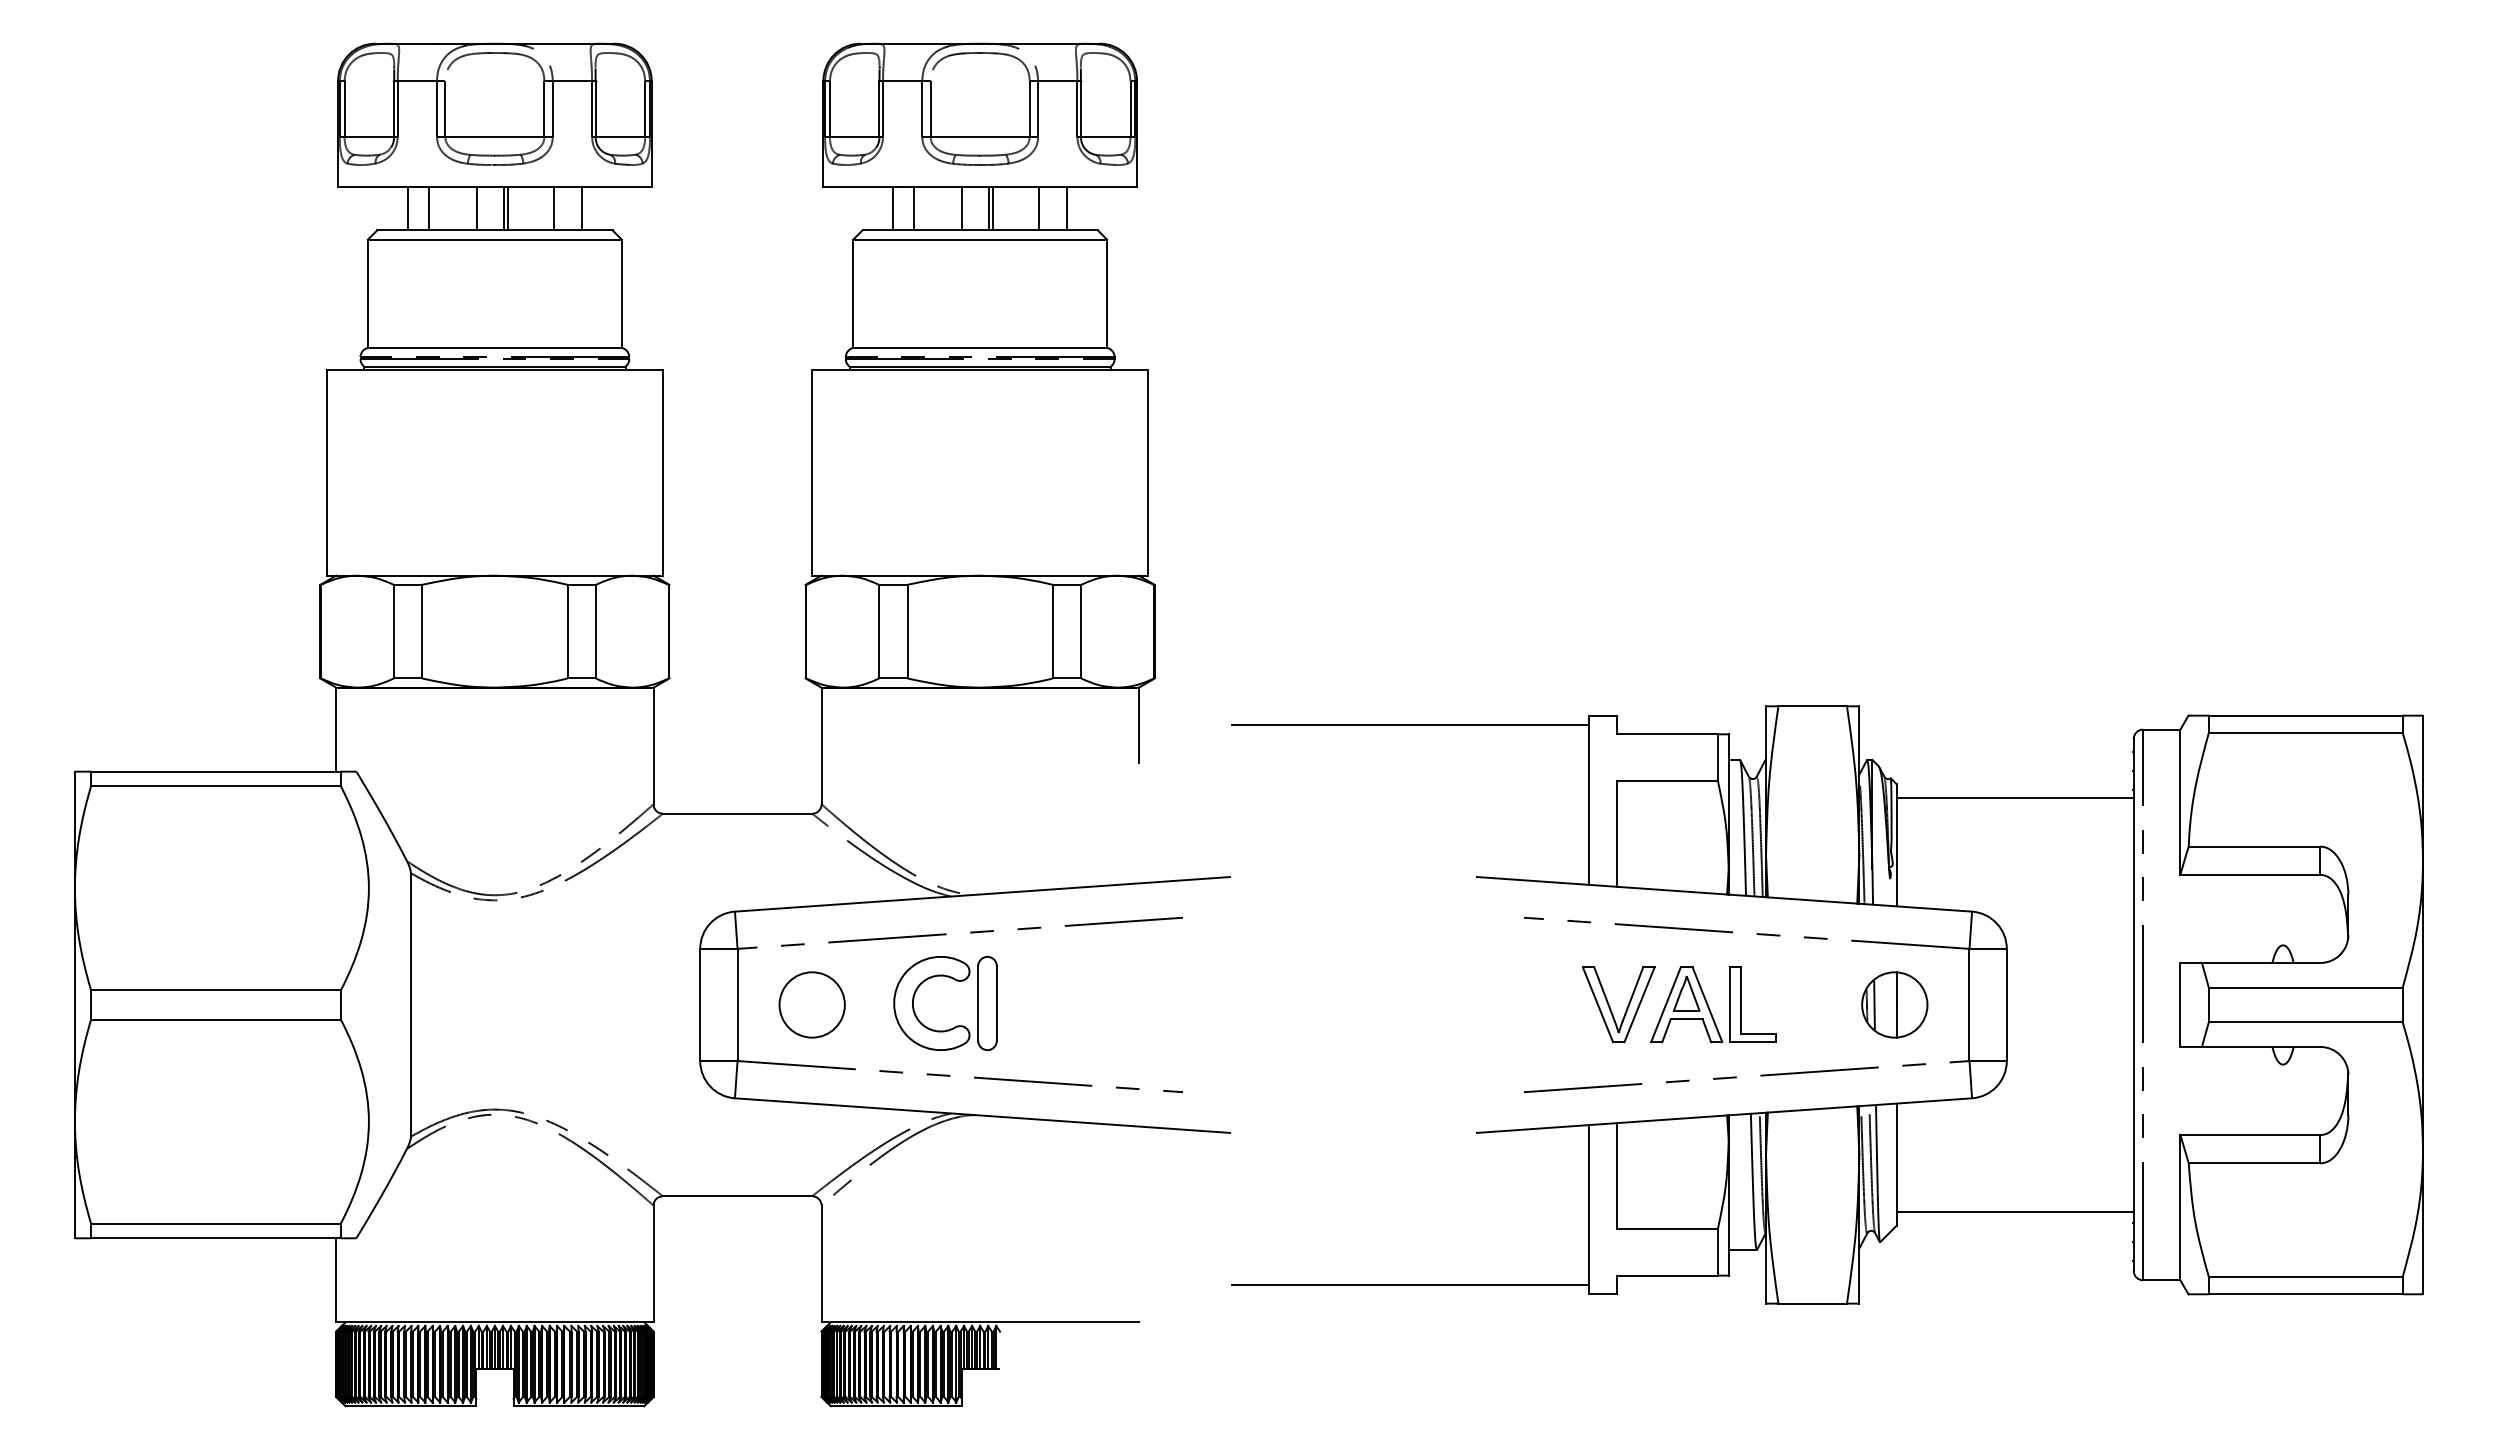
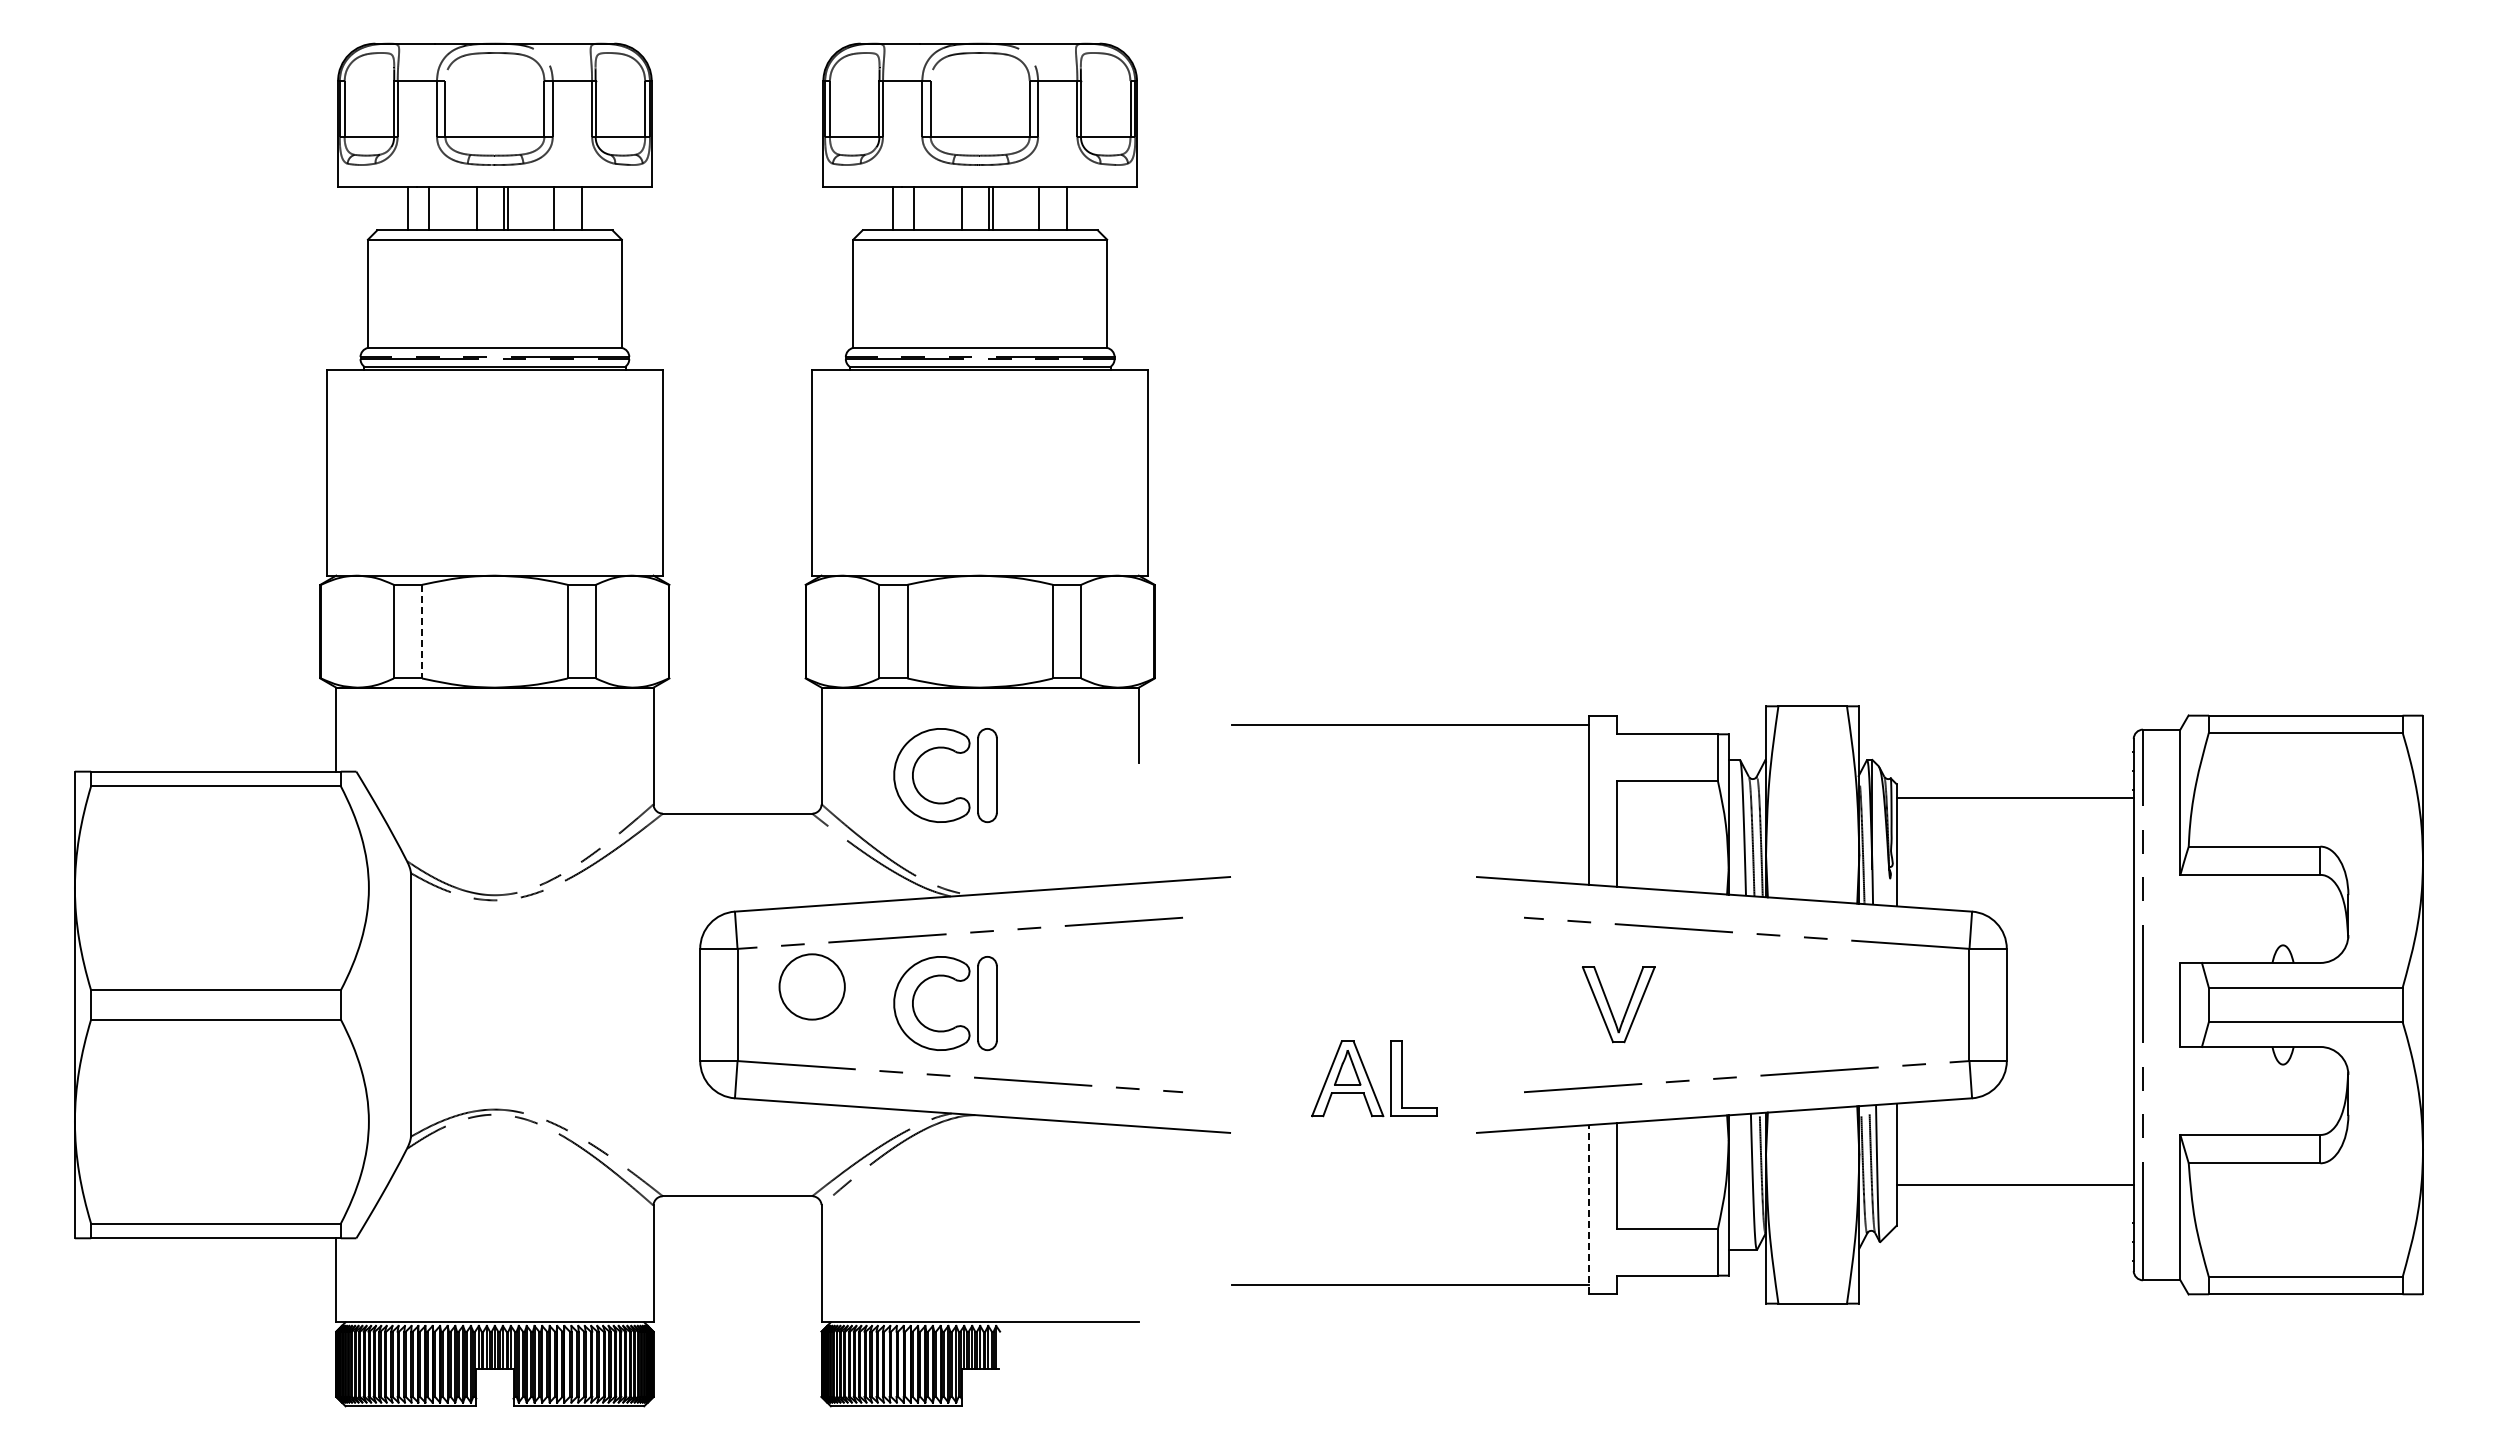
line: solid -> dashed (422, 631)
part: none -> present (956, 753)
circle position: (811, 1004) -> (811, 986) (811, 986)
part position: (1713, 1004) -> (1374, 1078) (1374, 1078)
part: present -> none (1894, 1004)
line: solid -> dashed (1588, 1209)
line position: (2014, 1212) -> (2014, 1185) (2014, 1185)
